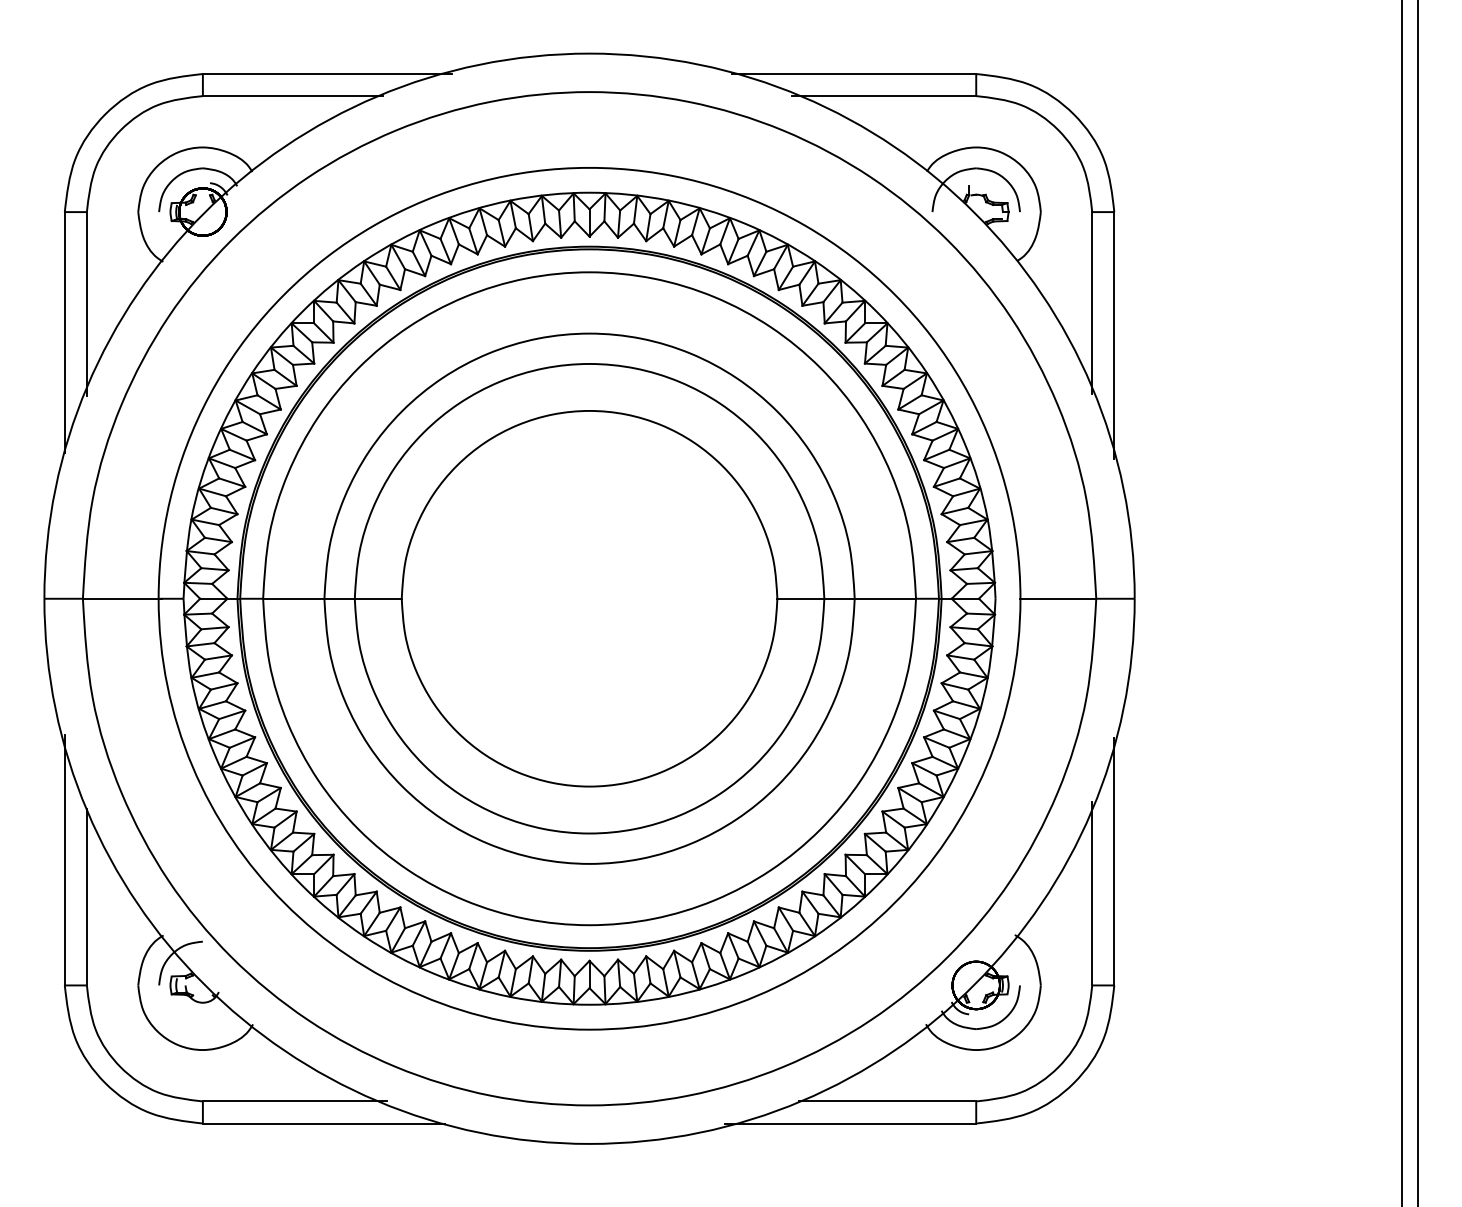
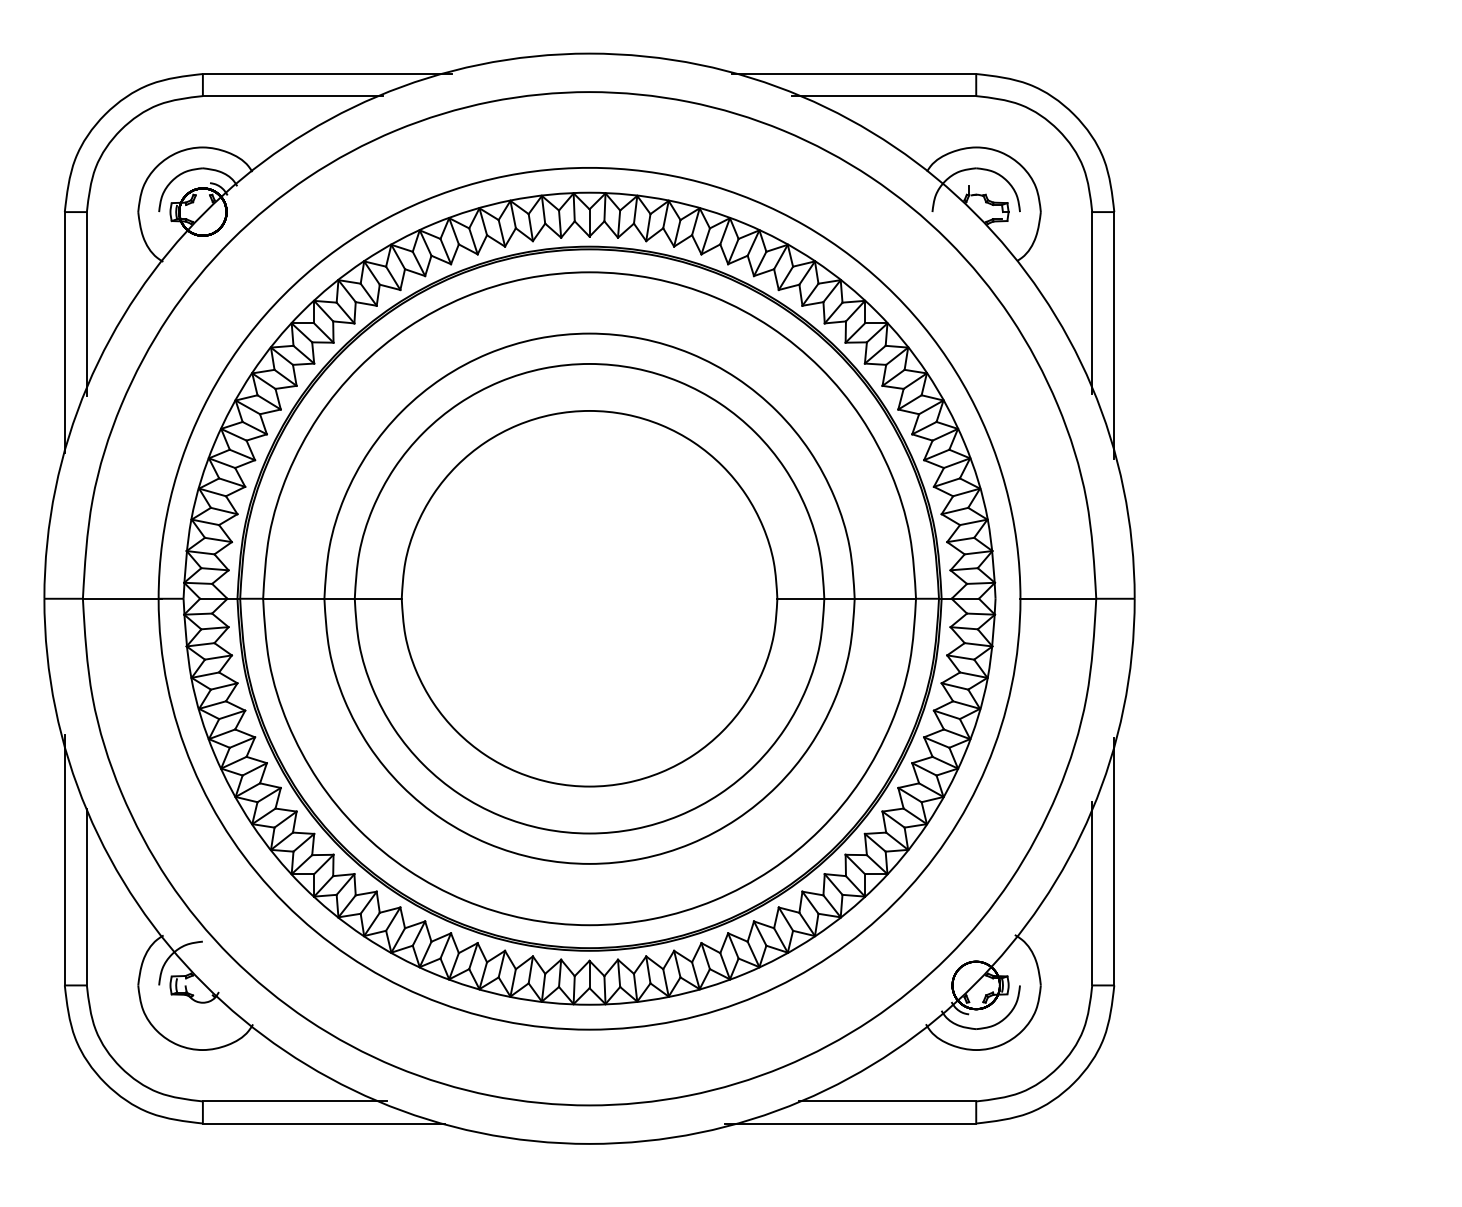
line: present -> none (1401, 602)
line: present -> none (1418, 602)
